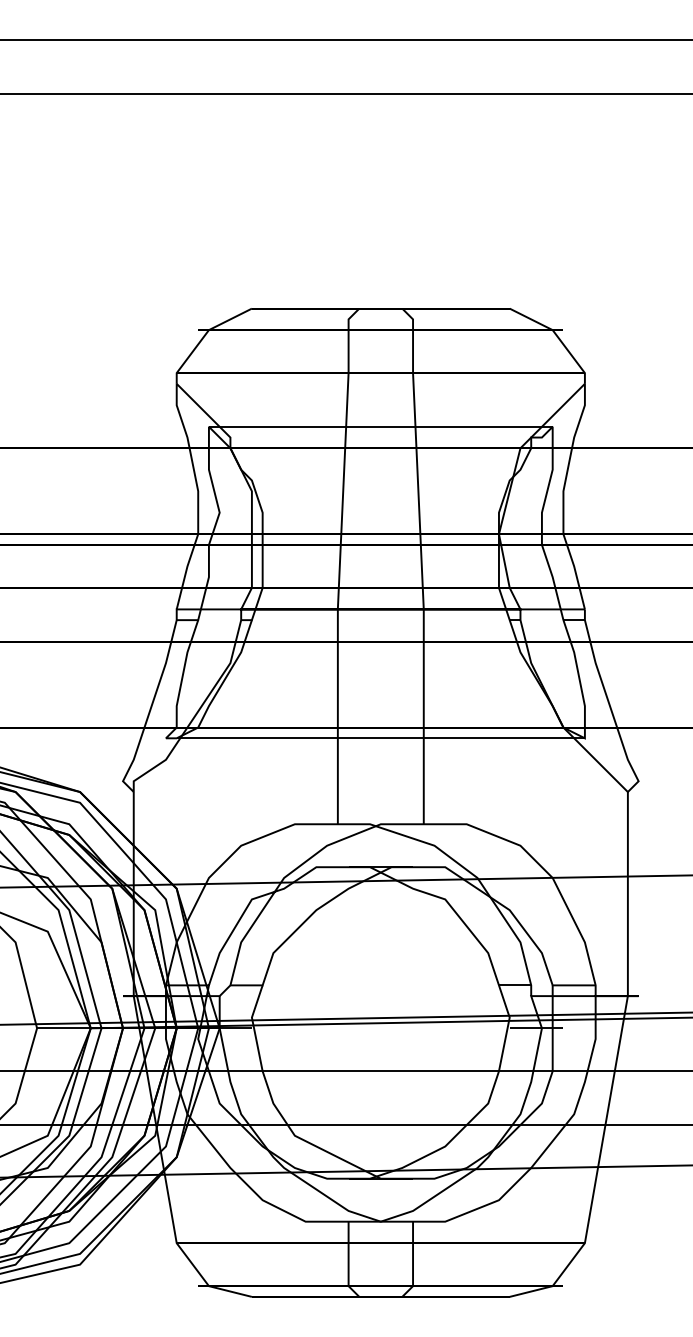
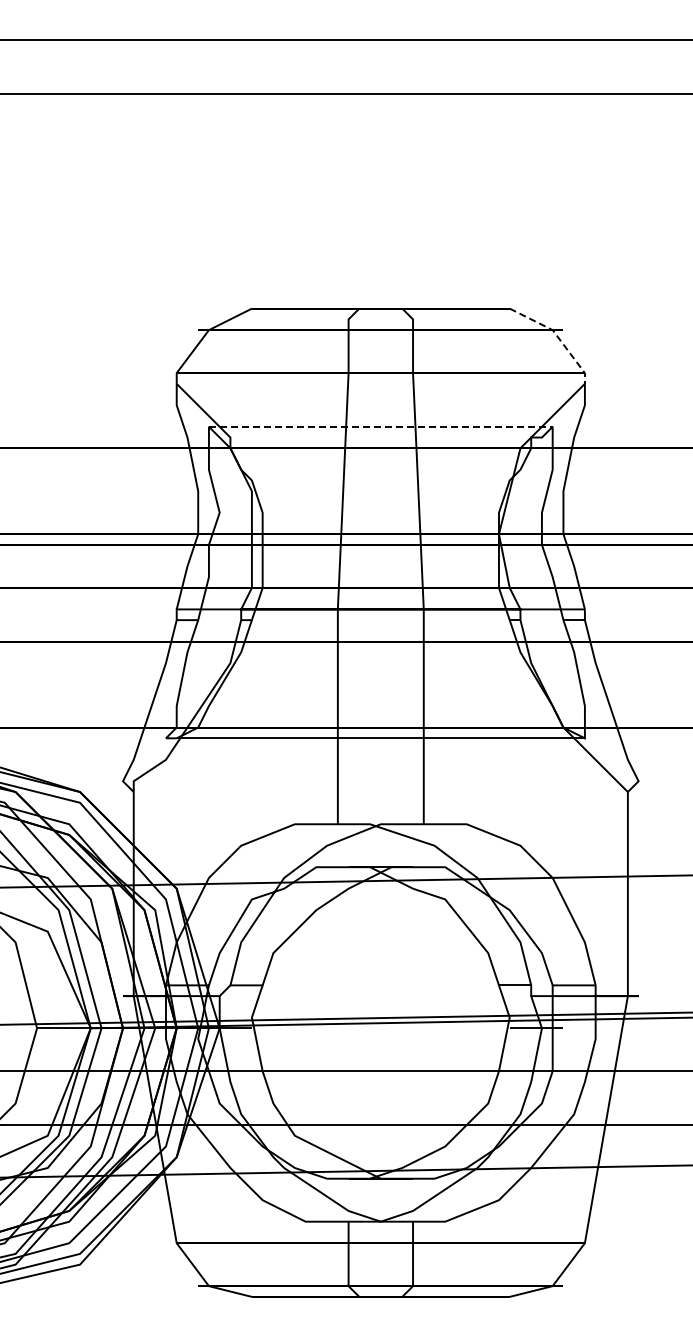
line: solid -> dashed (557, 336)
line: solid -> dashed (380, 426)
